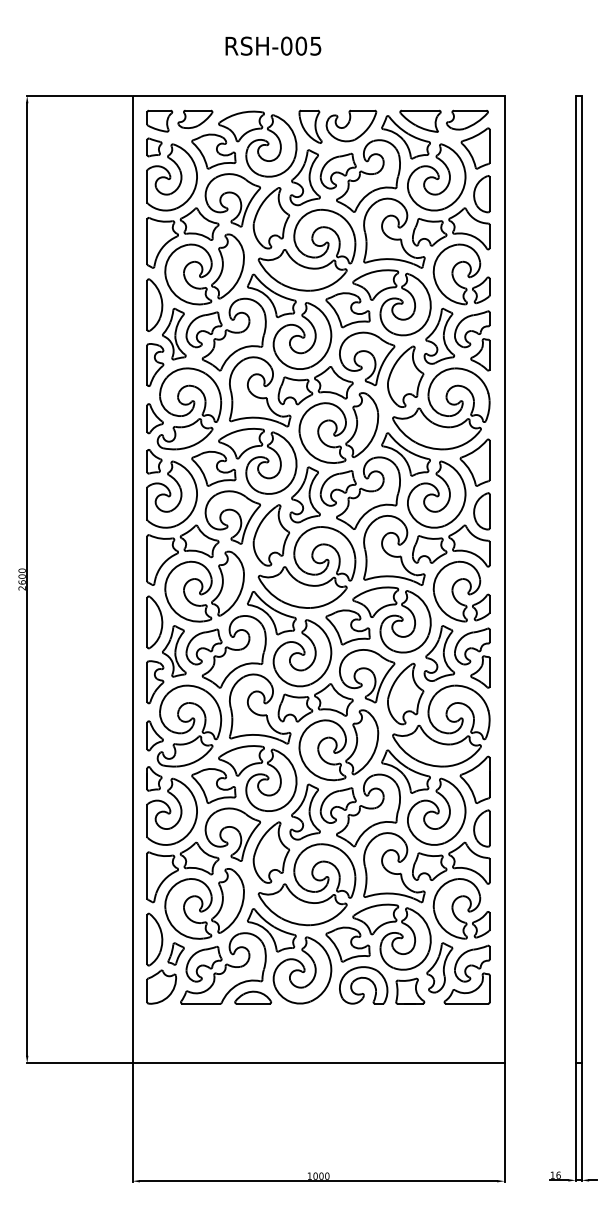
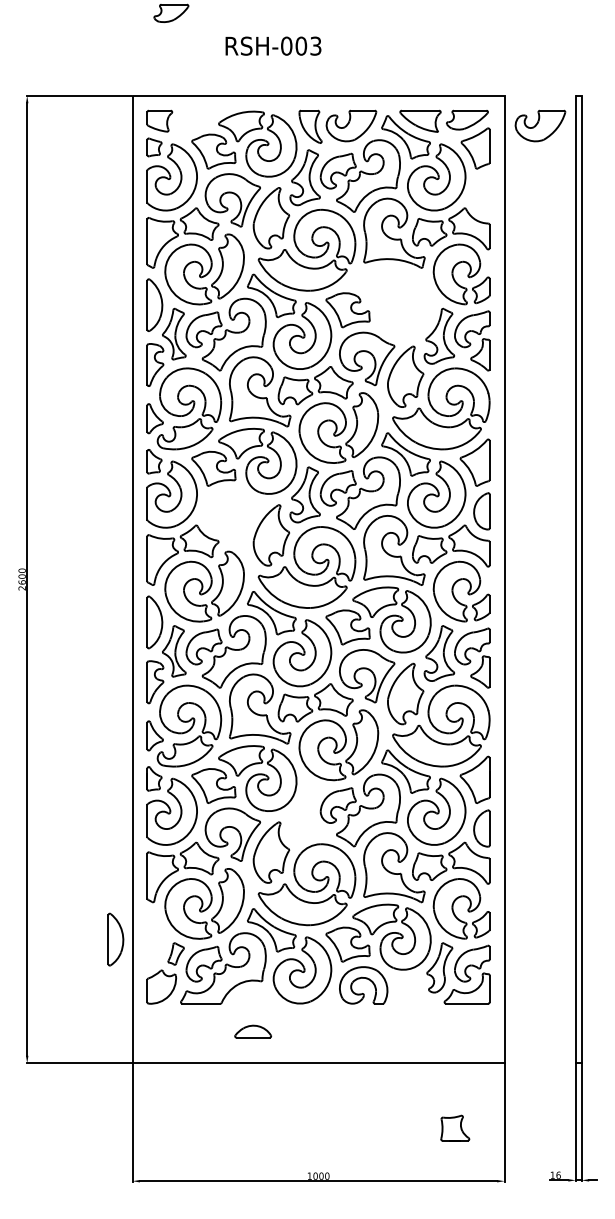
text: RSH-005 -> RSH-003 (316, 45)
part position: (195, 118) -> (171, 12) (171, 12)
part: none -> present (540, 125)
part: present -> none (481, 194)
part: present -> none (391, 302)
part: present -> none (232, 517)
part: present -> none (304, 811)
part position: (154, 939) -> (115, 939) (115, 939)
part position: (410, 990) -> (455, 1127) (455, 1127)
part position: (253, 997) -> (253, 1031) (253, 1031)
